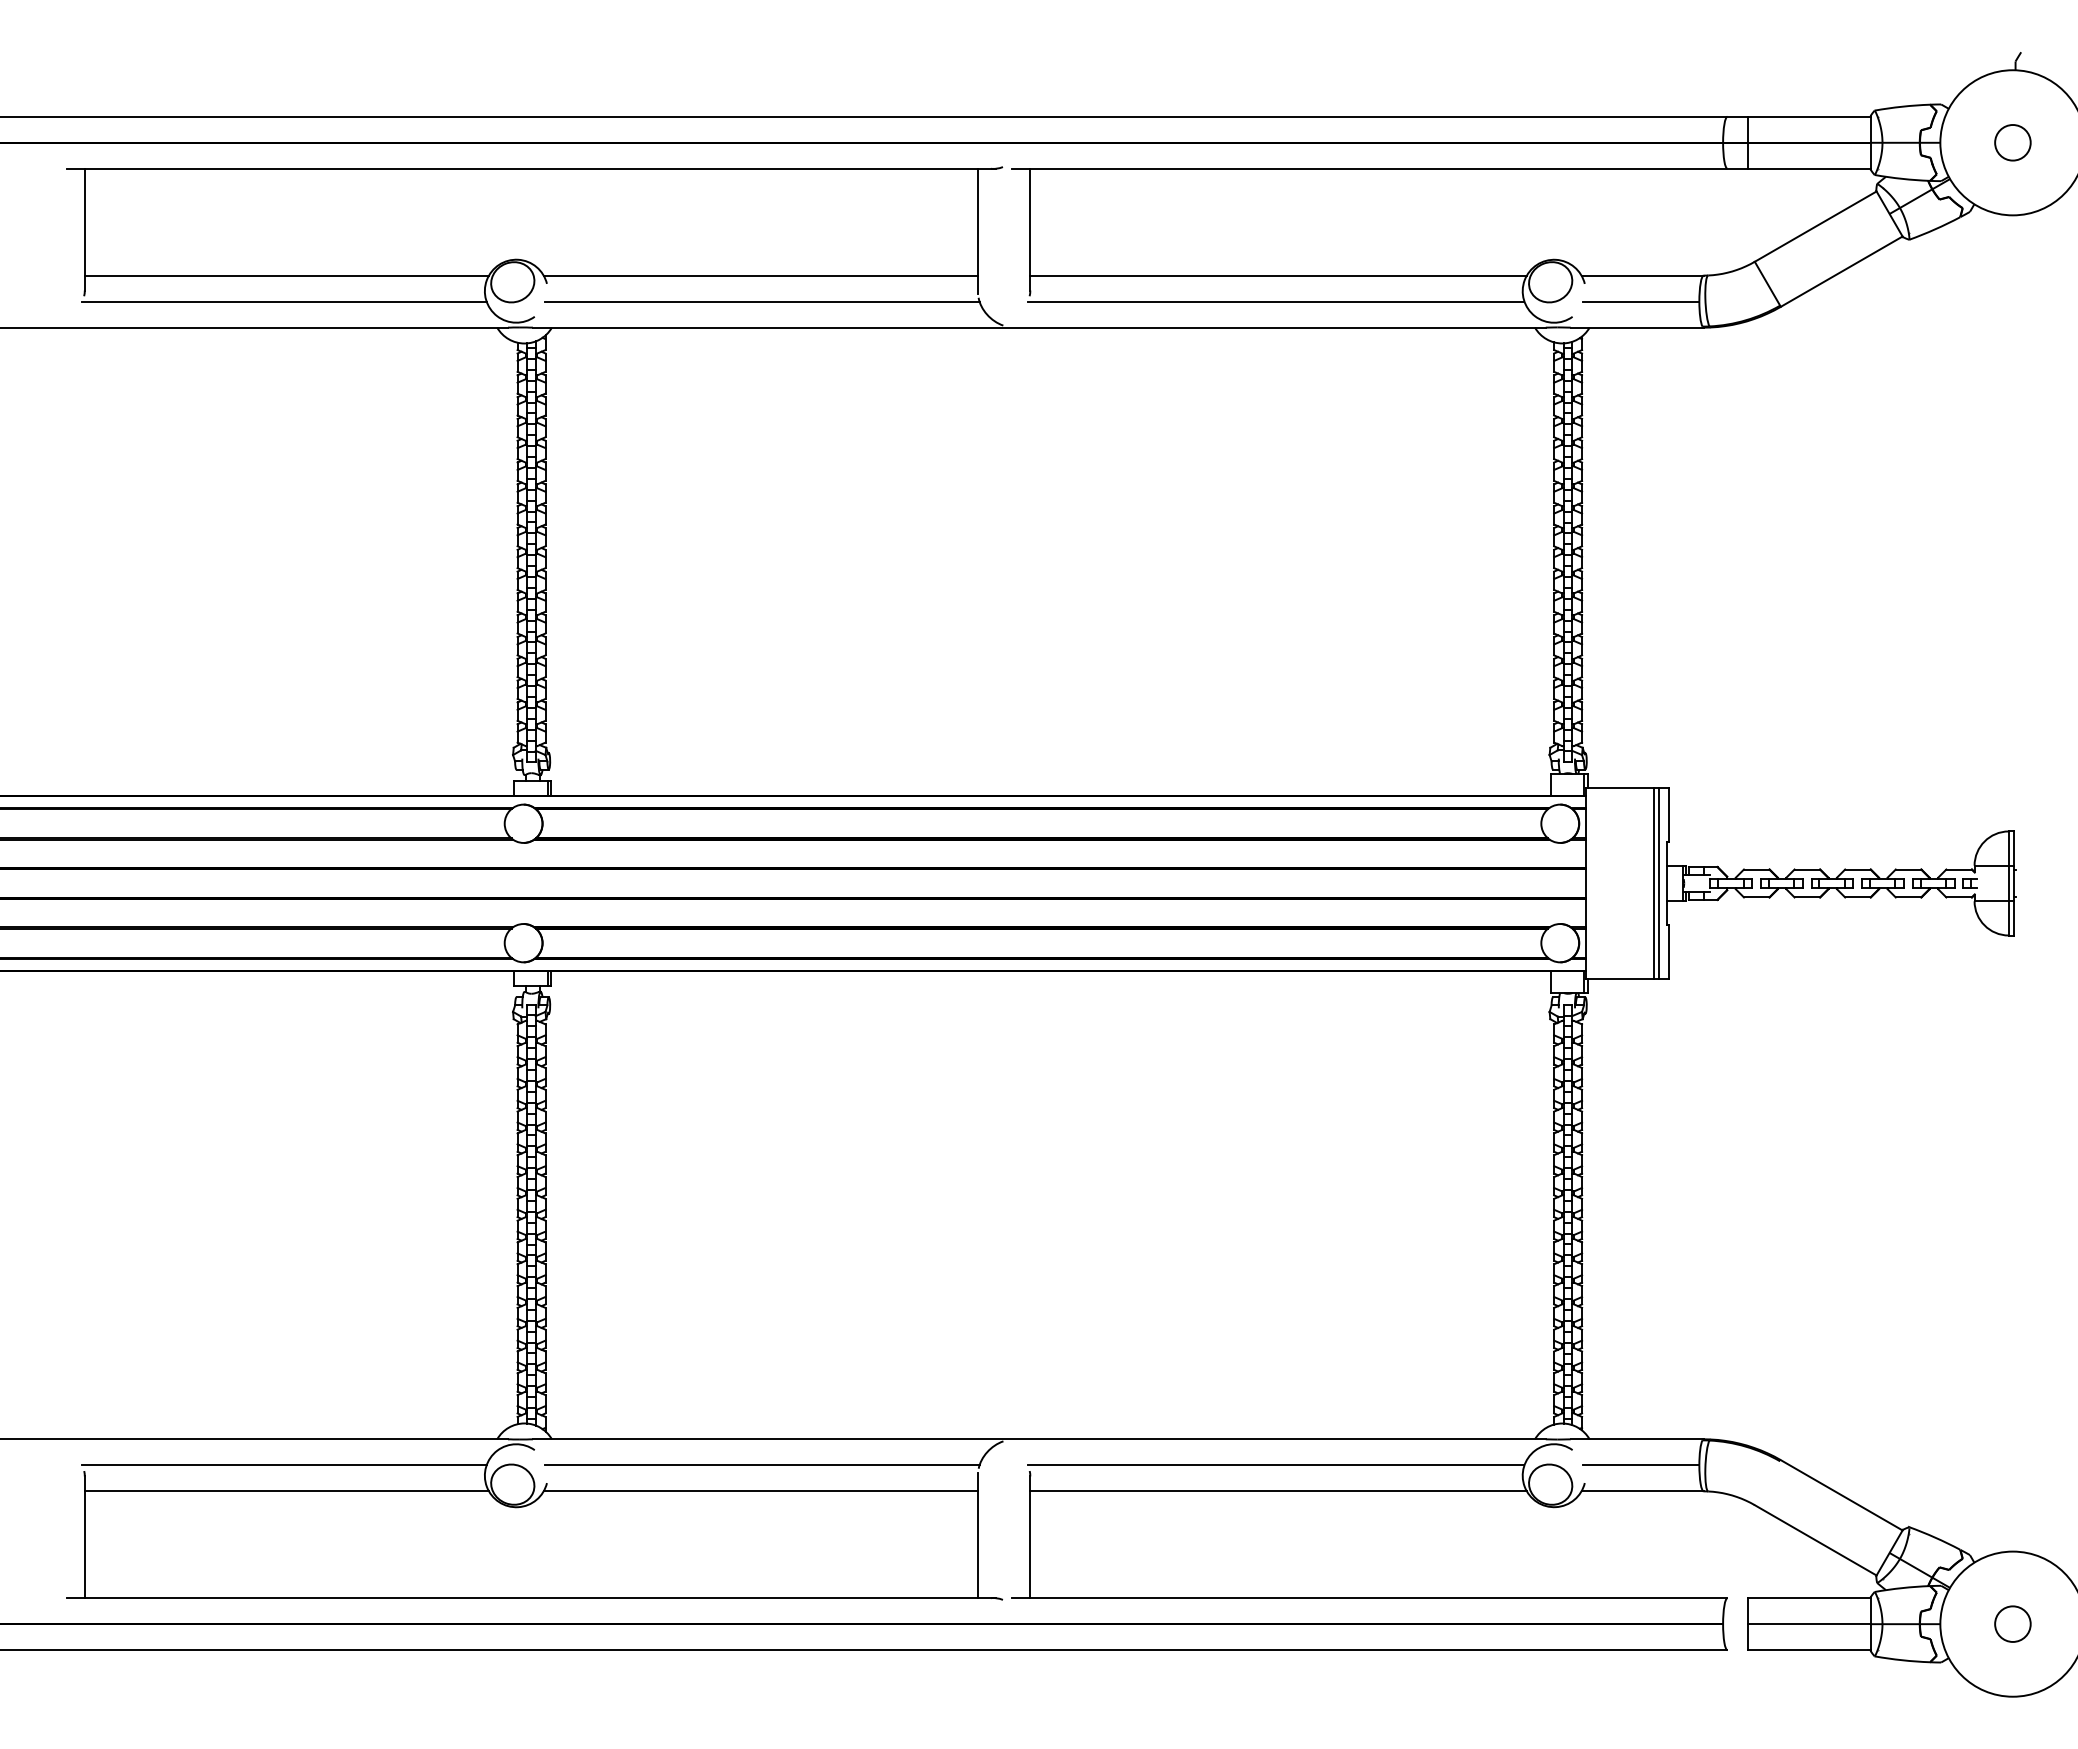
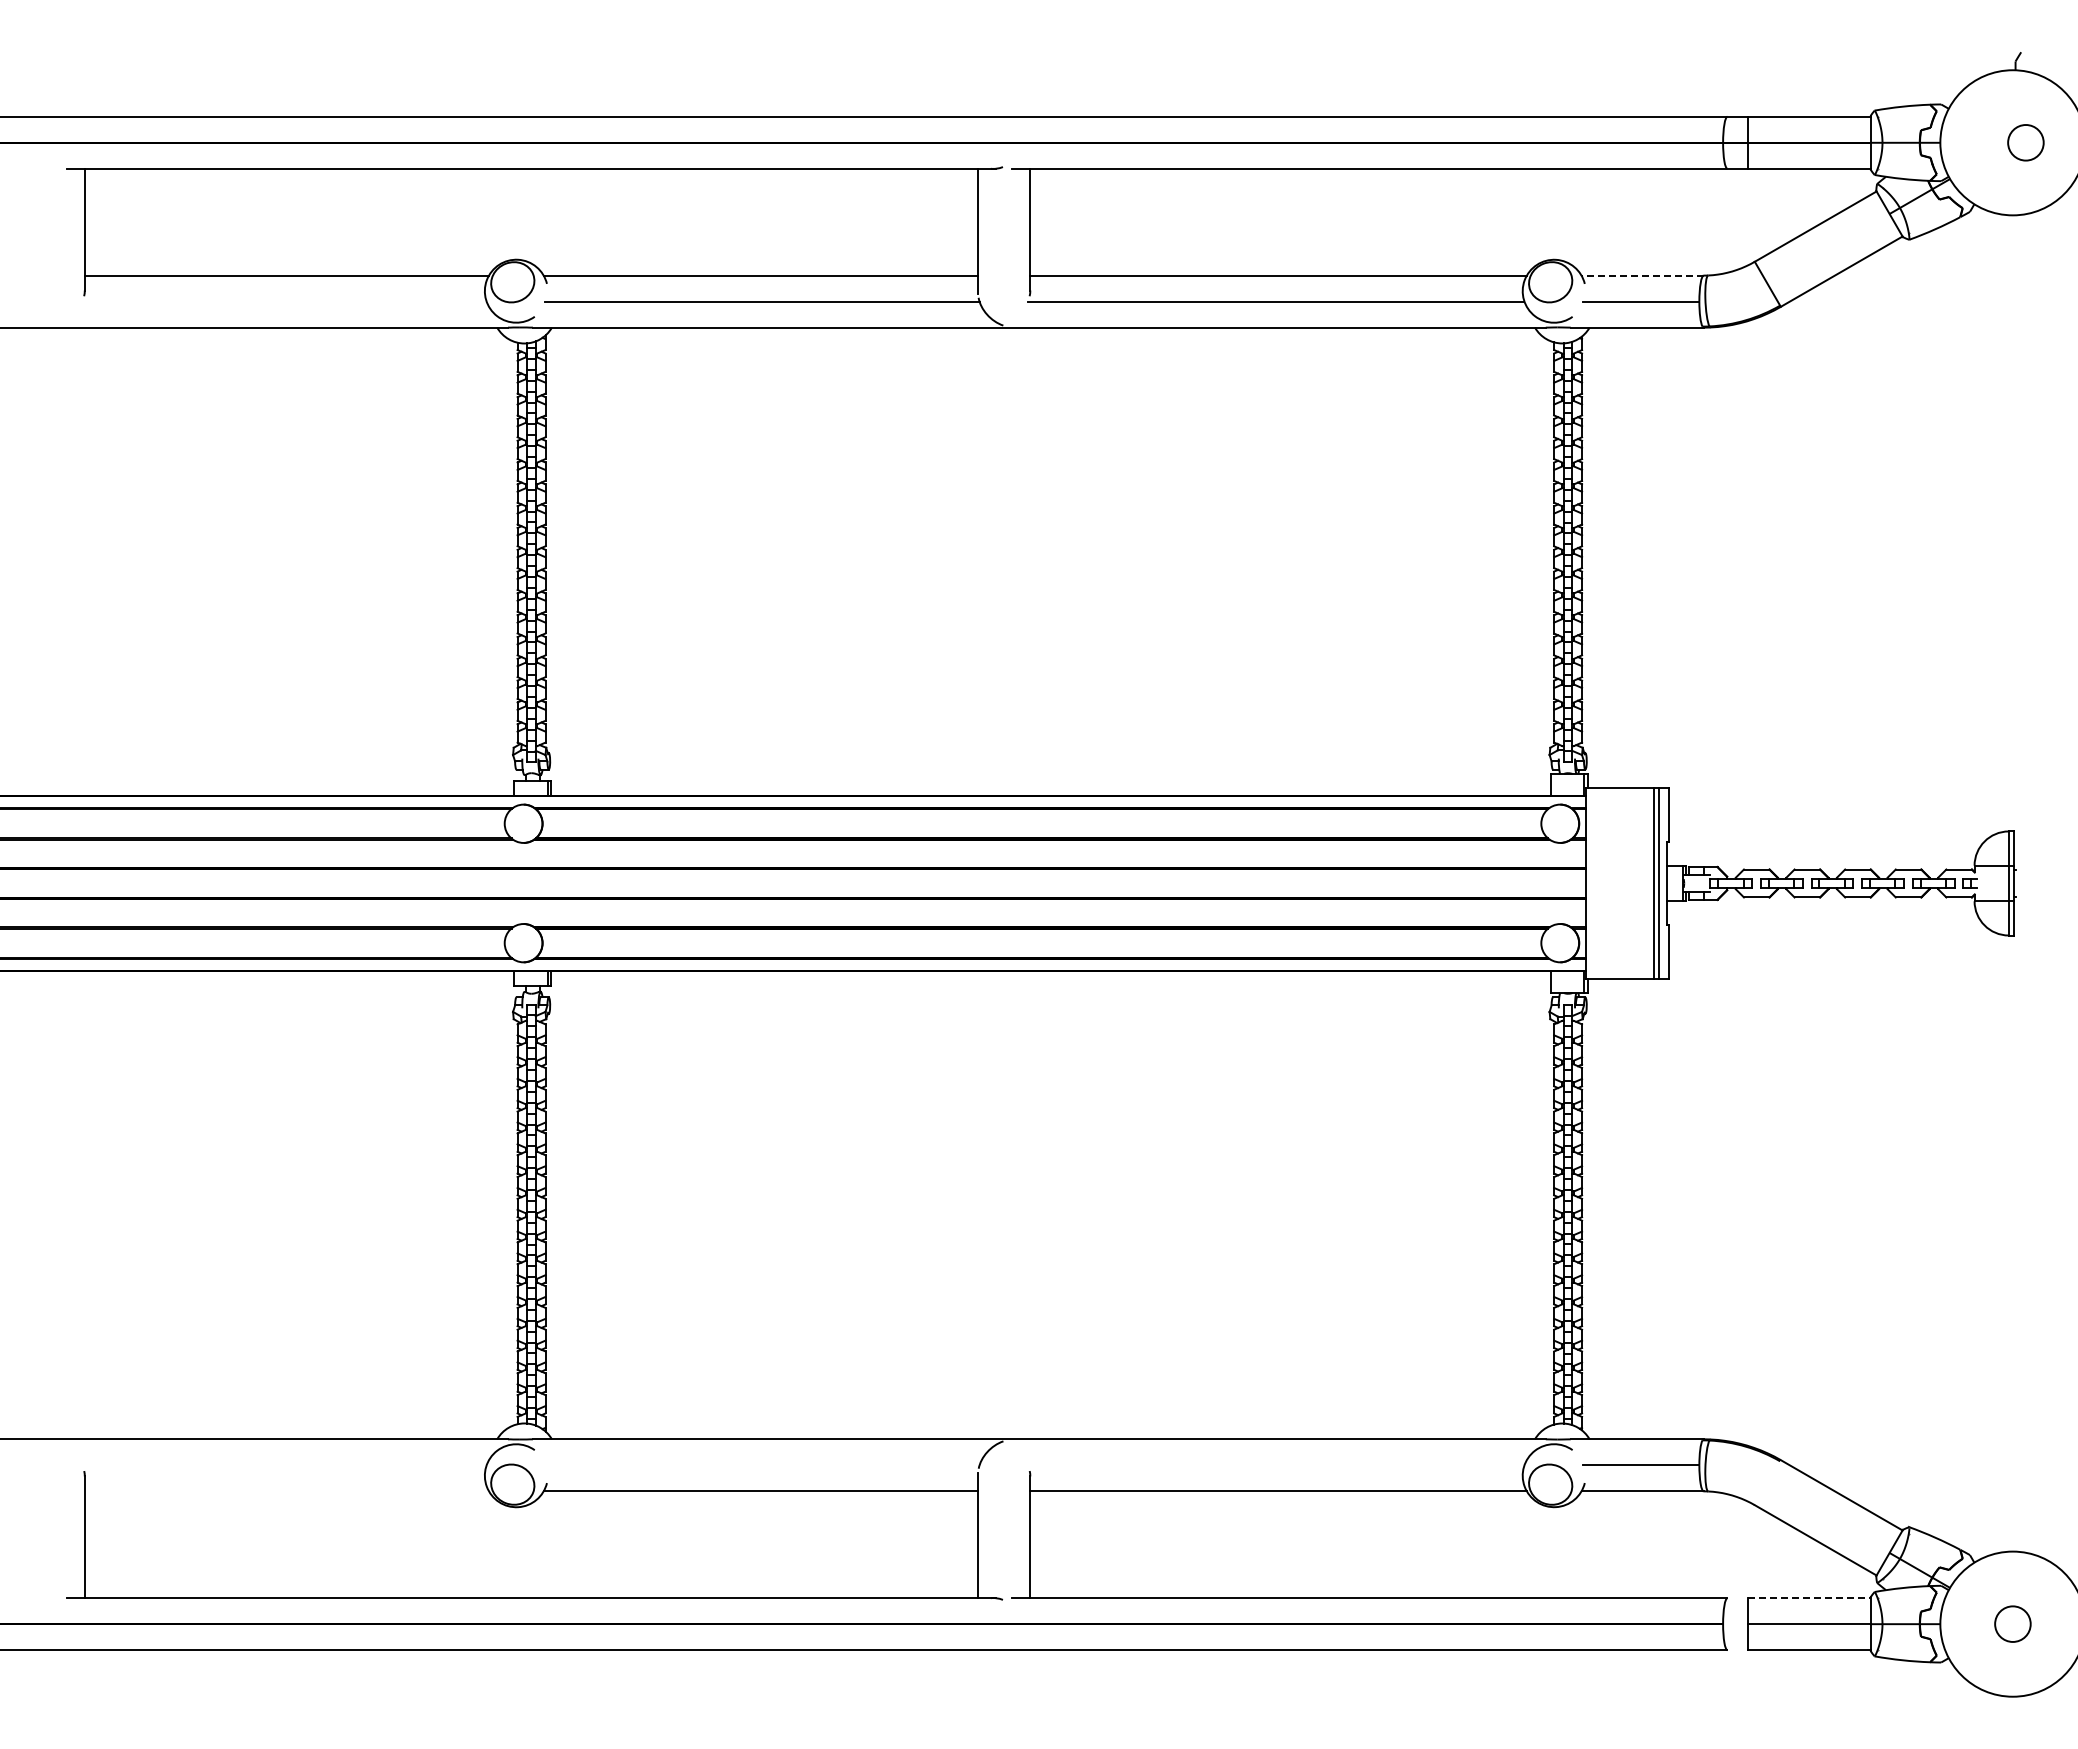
circle position: (2012, 142) -> (2025, 142) (2025, 142)
line: solid -> dashed (1642, 275)
line: present -> none (284, 301)
line: present -> none (284, 1465)
line: present -> none (762, 1465)
line: present -> none (1275, 1465)
line: present -> none (286, 1491)
line: solid -> dashed (1809, 1598)
